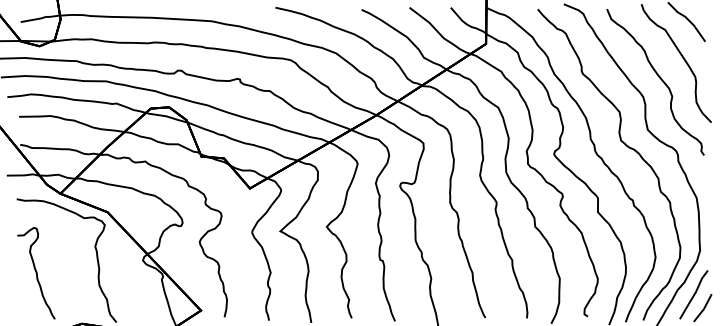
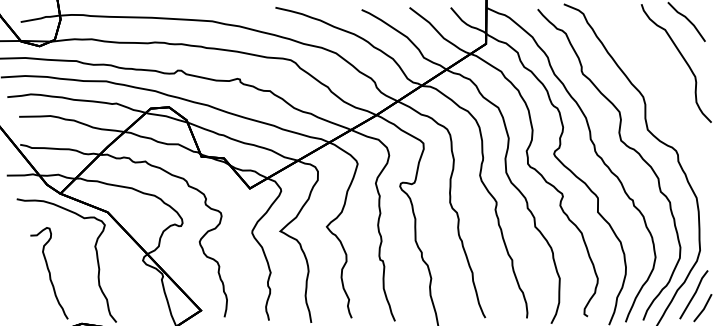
curve: present -> none (659, 78)
part position: (36, 273) -> (49, 273) (49, 273)
